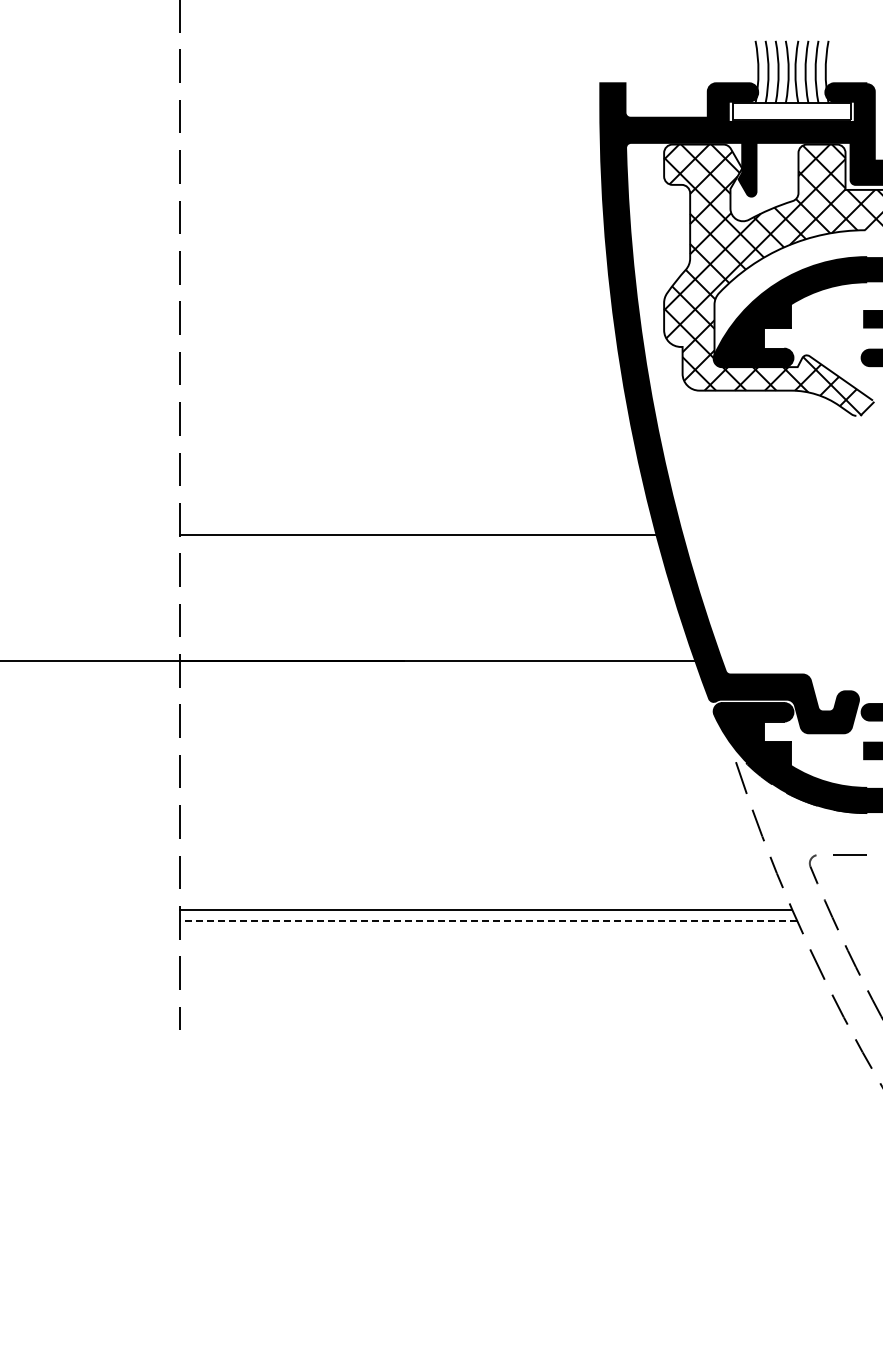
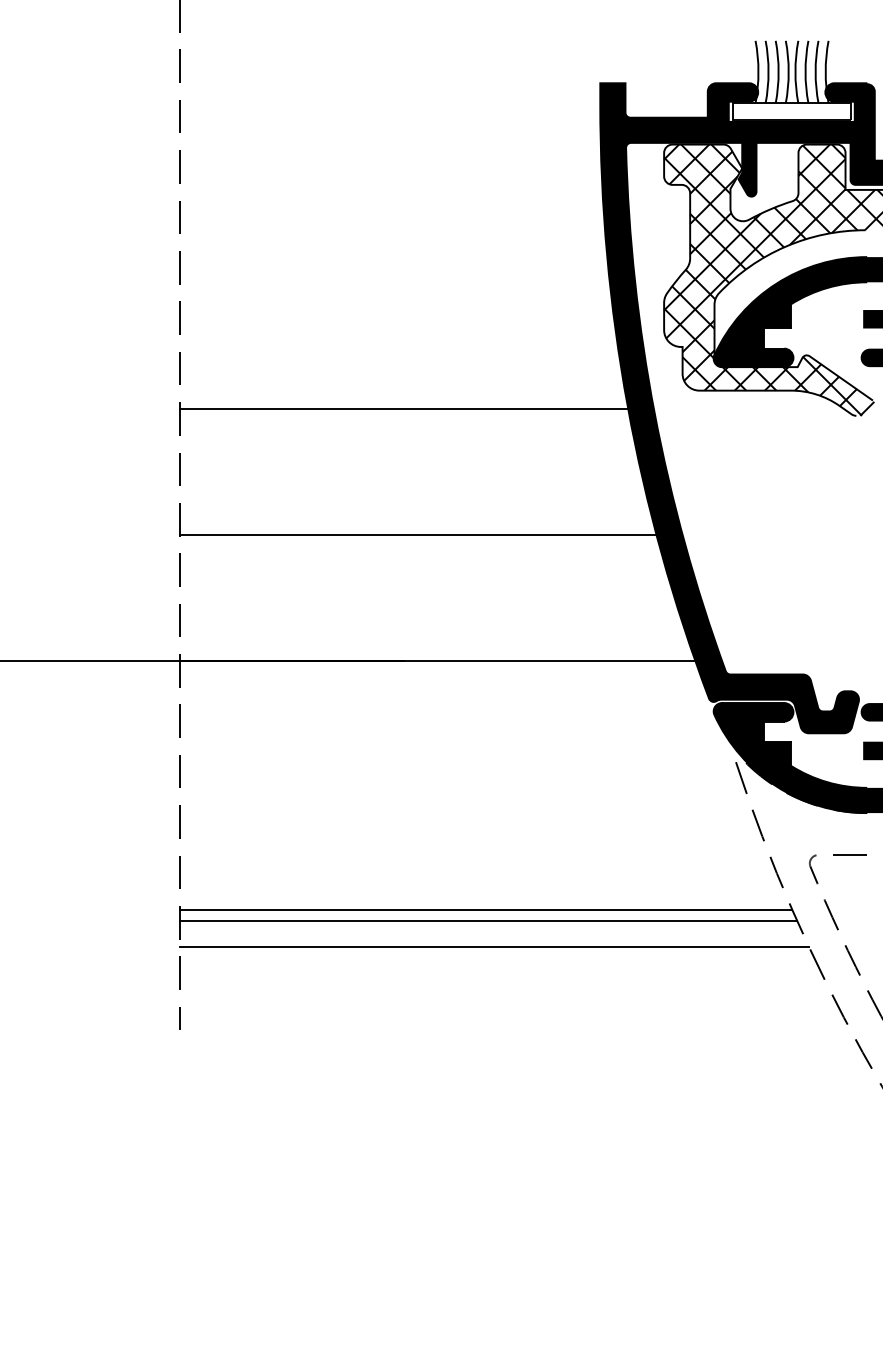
line: none -> present (404, 409)
line: dashed -> solid (488, 921)
line: none -> present (494, 946)
